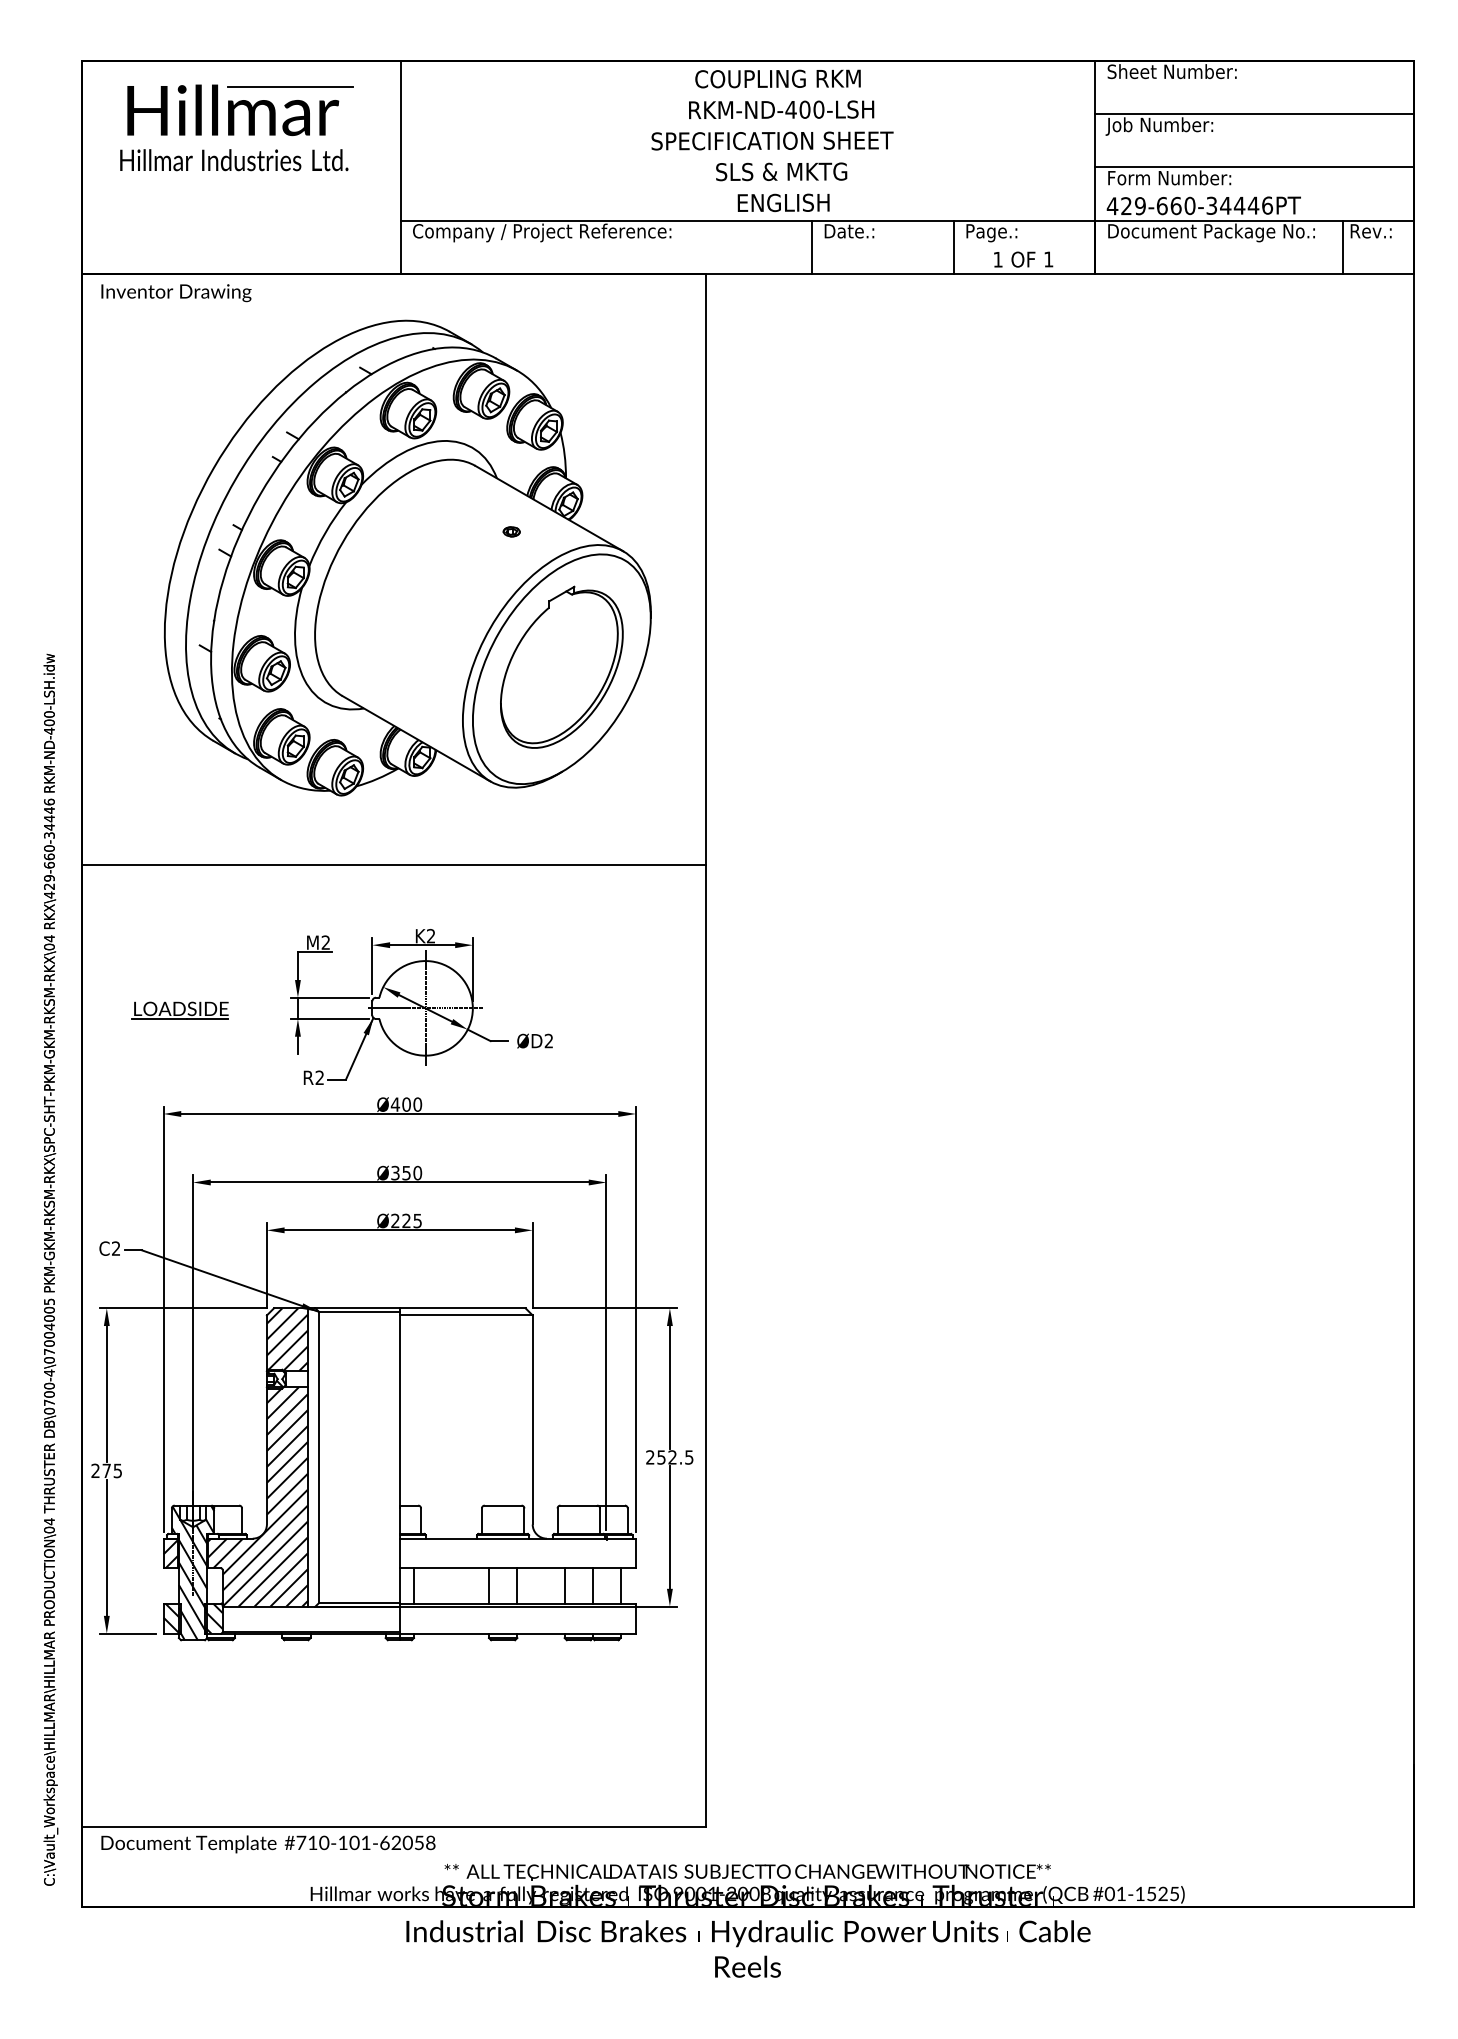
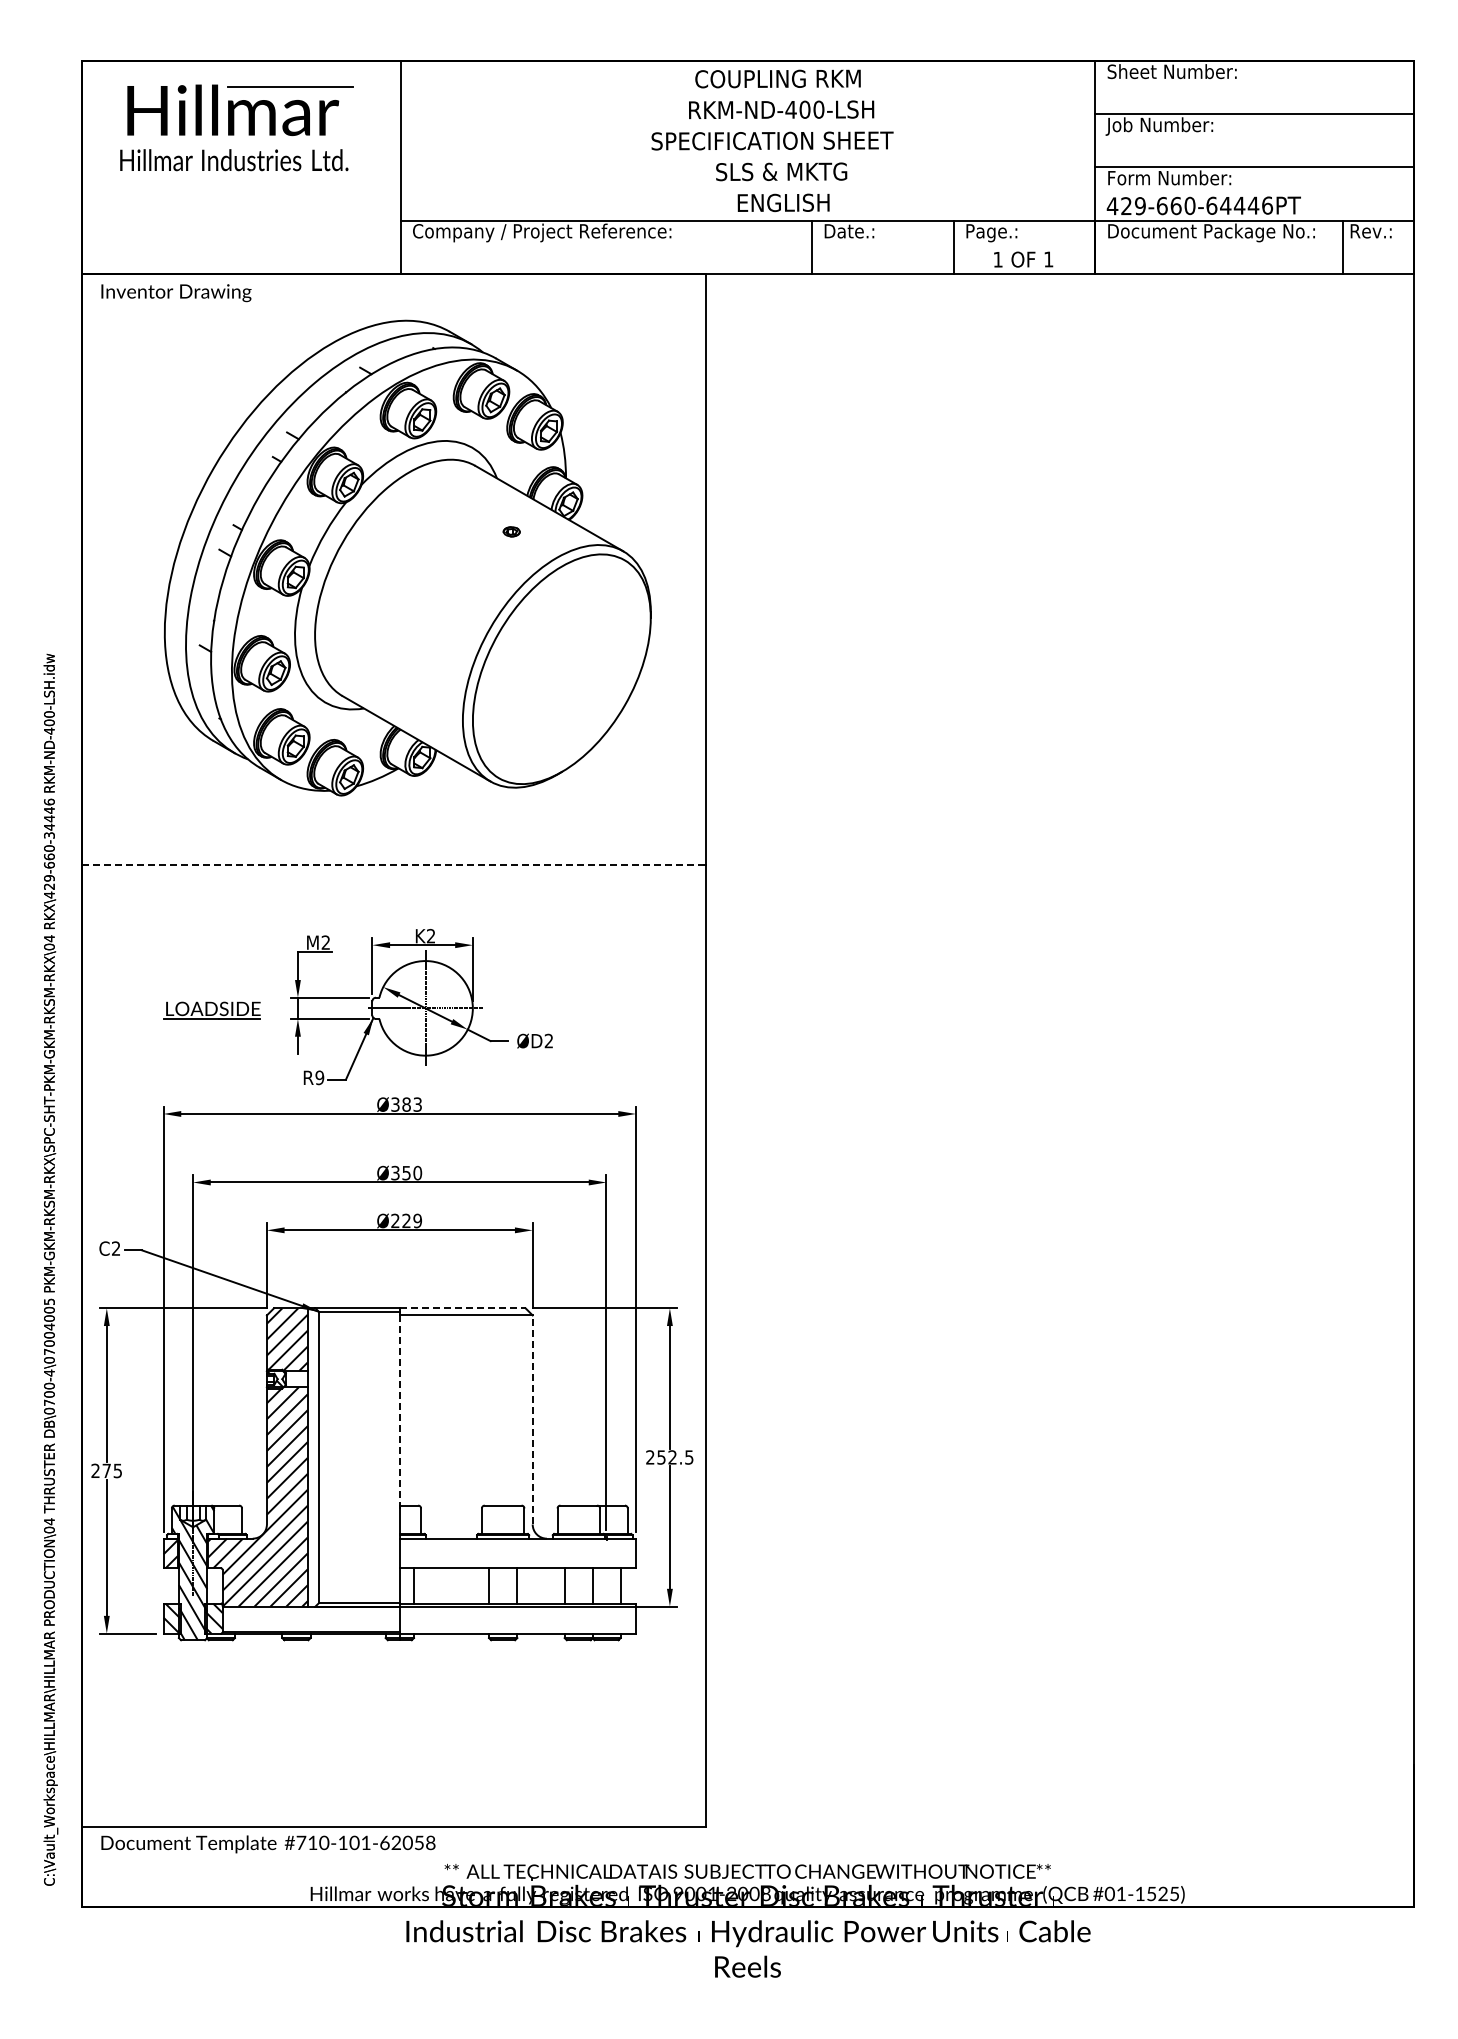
text: 429-660-34446PT -> 429-660-64446PT (1211, 205)
part: present -> none (561, 666)
line: solid -> dashed (393, 864)
part position: (179, 1010) -> (211, 1010) (211, 1010)
text: R2 -> R9 (319, 1077)
text: Ø400 -> Ø383 (406, 1104)
text: Ø225 -> Ø229 (417, 1220)
line: solid -> dashed (462, 1308)
line: solid -> dashed (399, 1411)
line: solid -> dashed (532, 1419)
